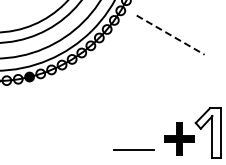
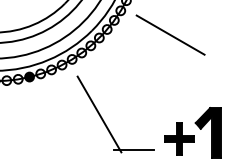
line: dashed -> solid (171, 35)
line: none -> present (99, 114)
fill: none -> present (207, 132)
